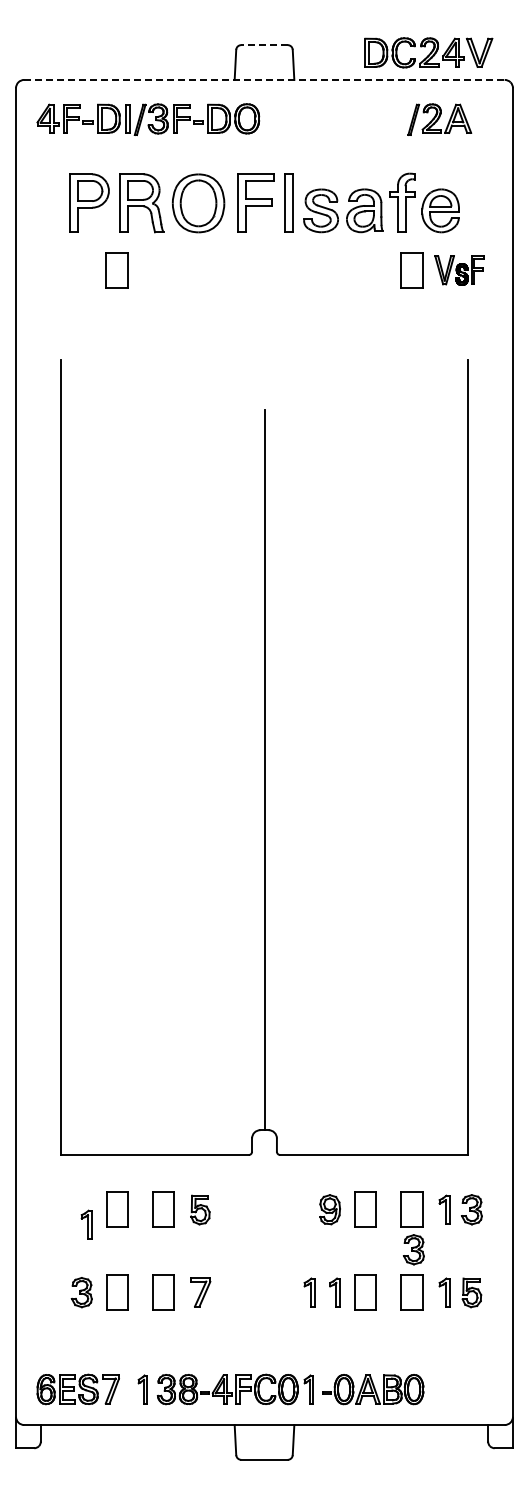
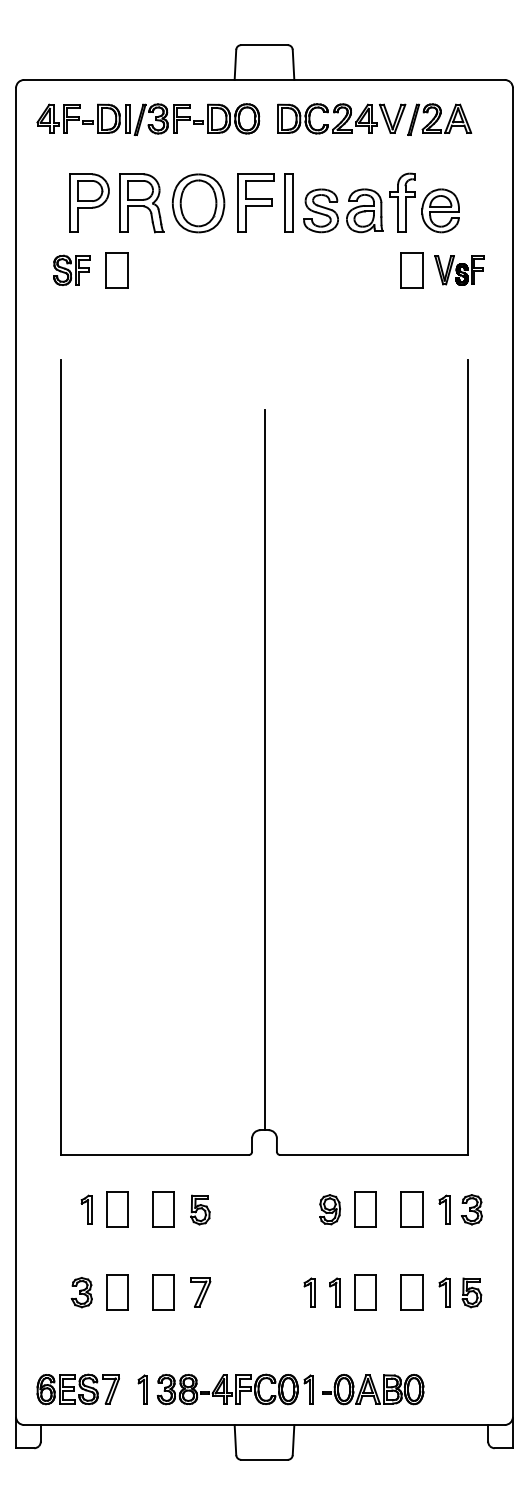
line: dashed -> solid (264, 45)
part position: (428, 52) -> (341, 118) (341, 118)
line: dashed -> solid (264, 79)
part: none -> present (71, 269)
part position: (86, 1224) -> (86, 1209) (86, 1209)
part: present -> none (413, 1249)
